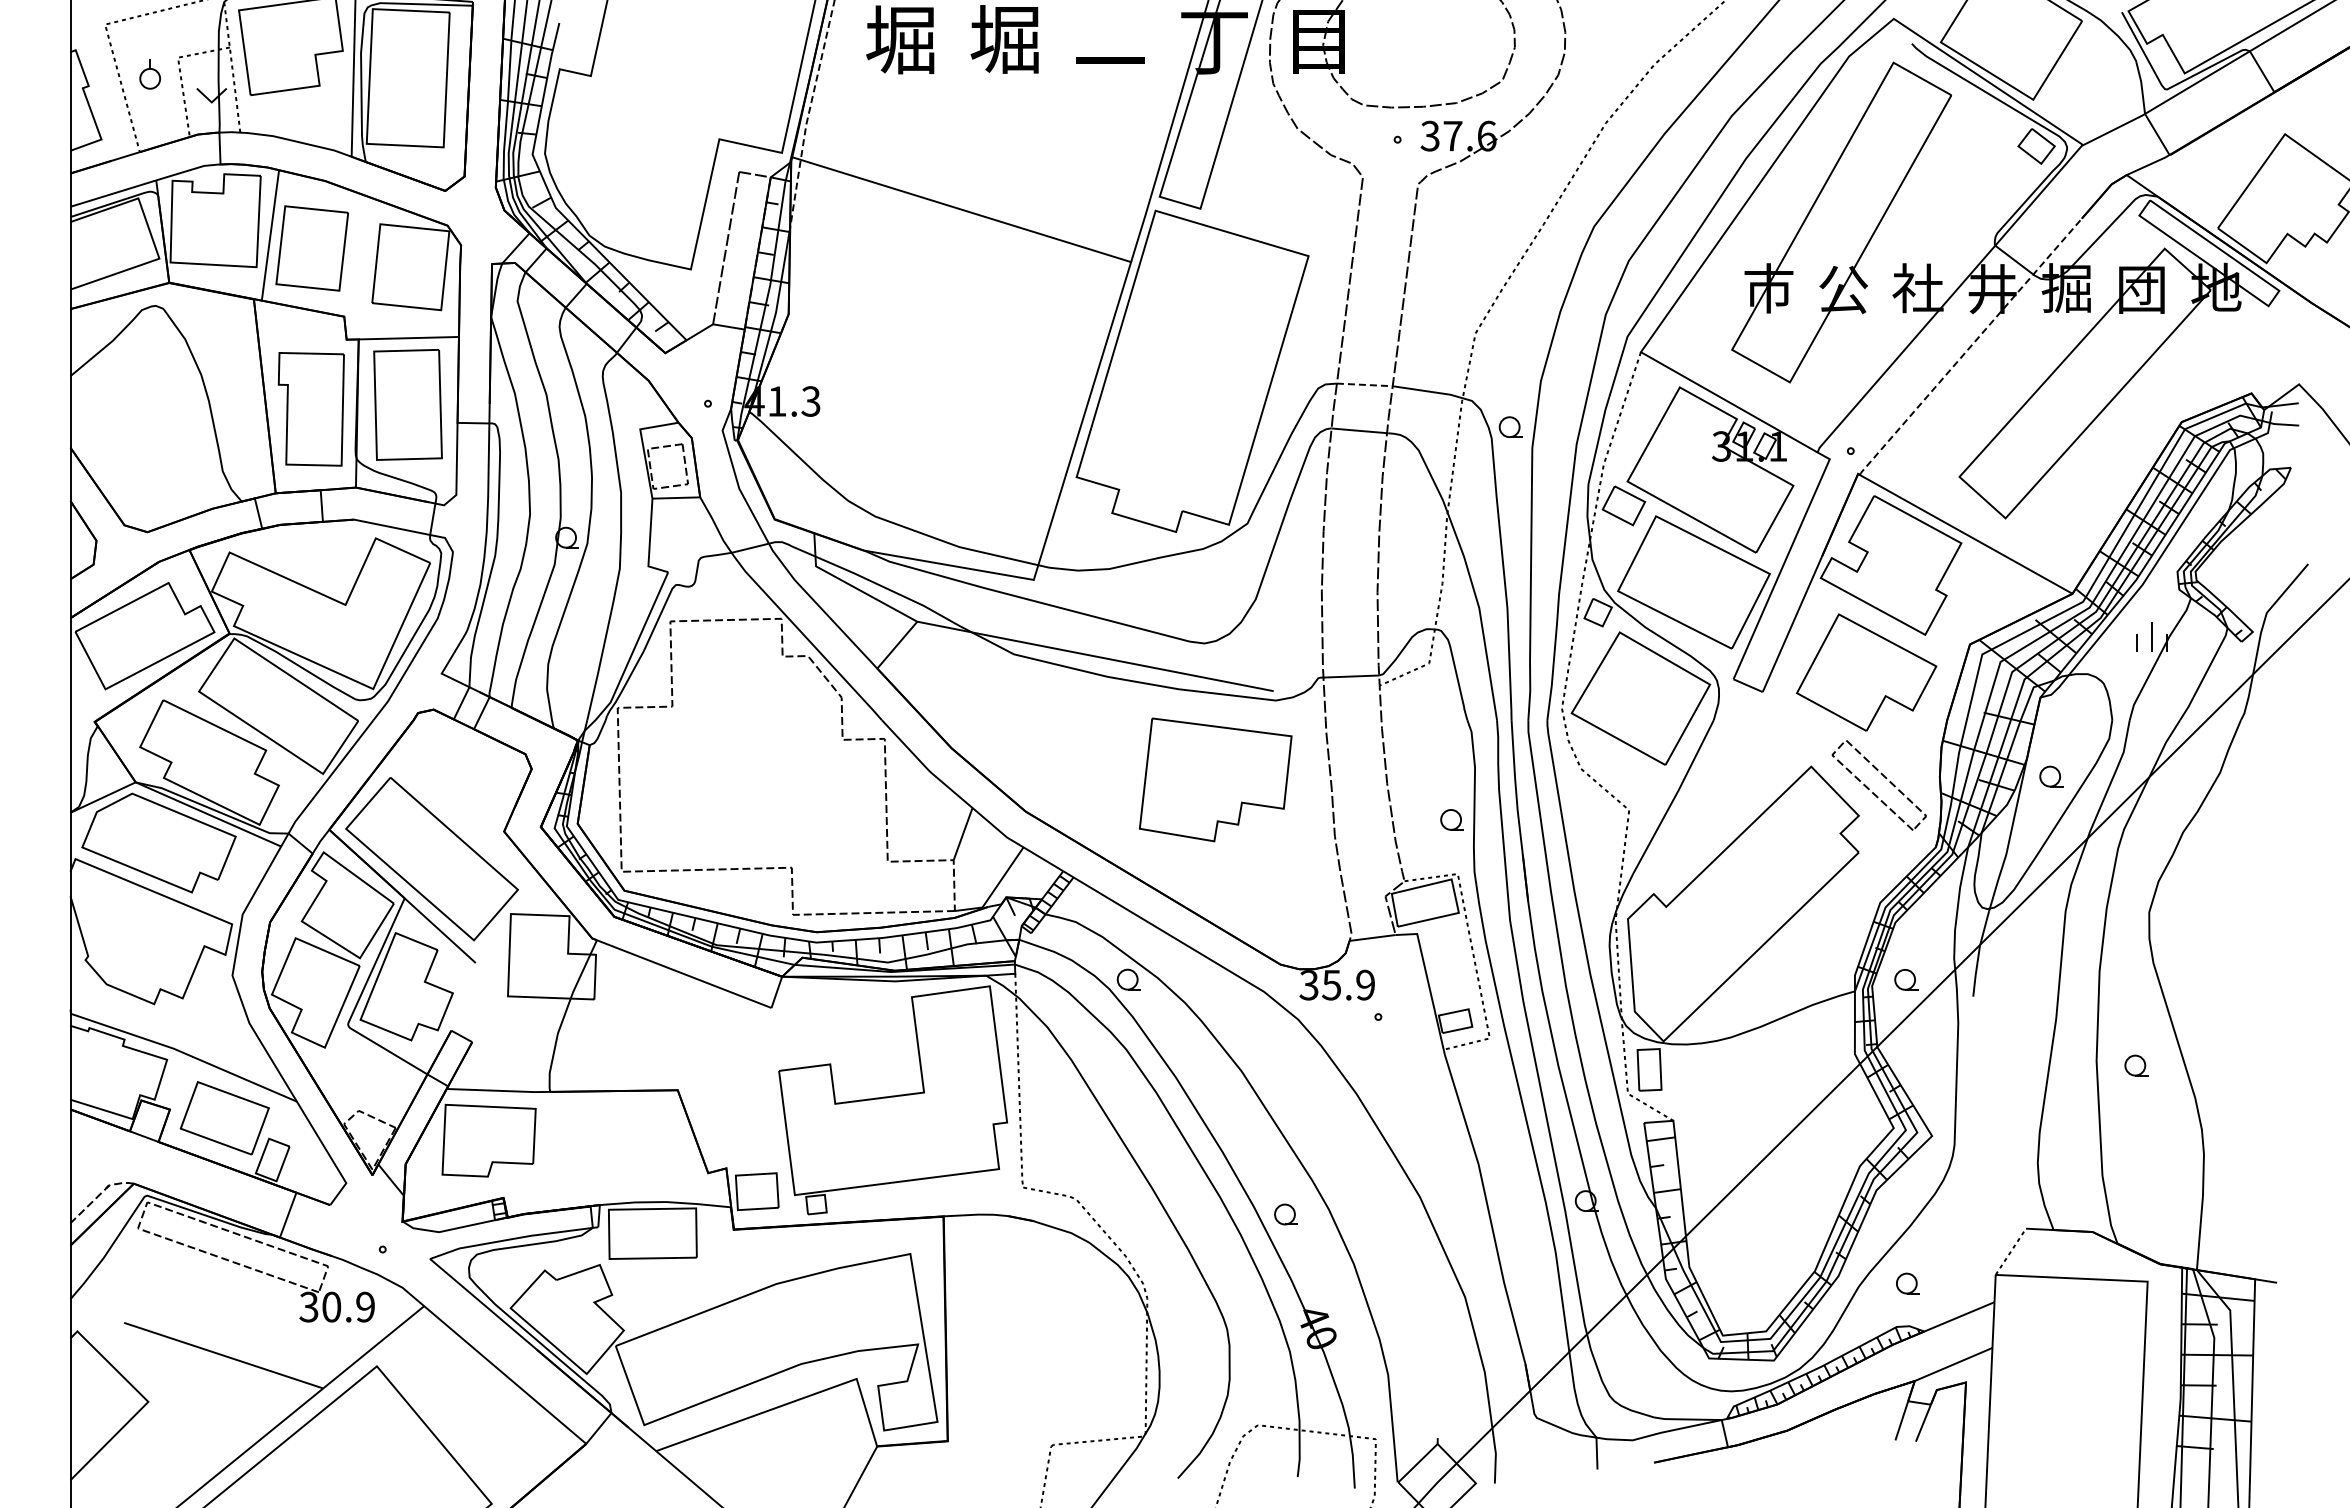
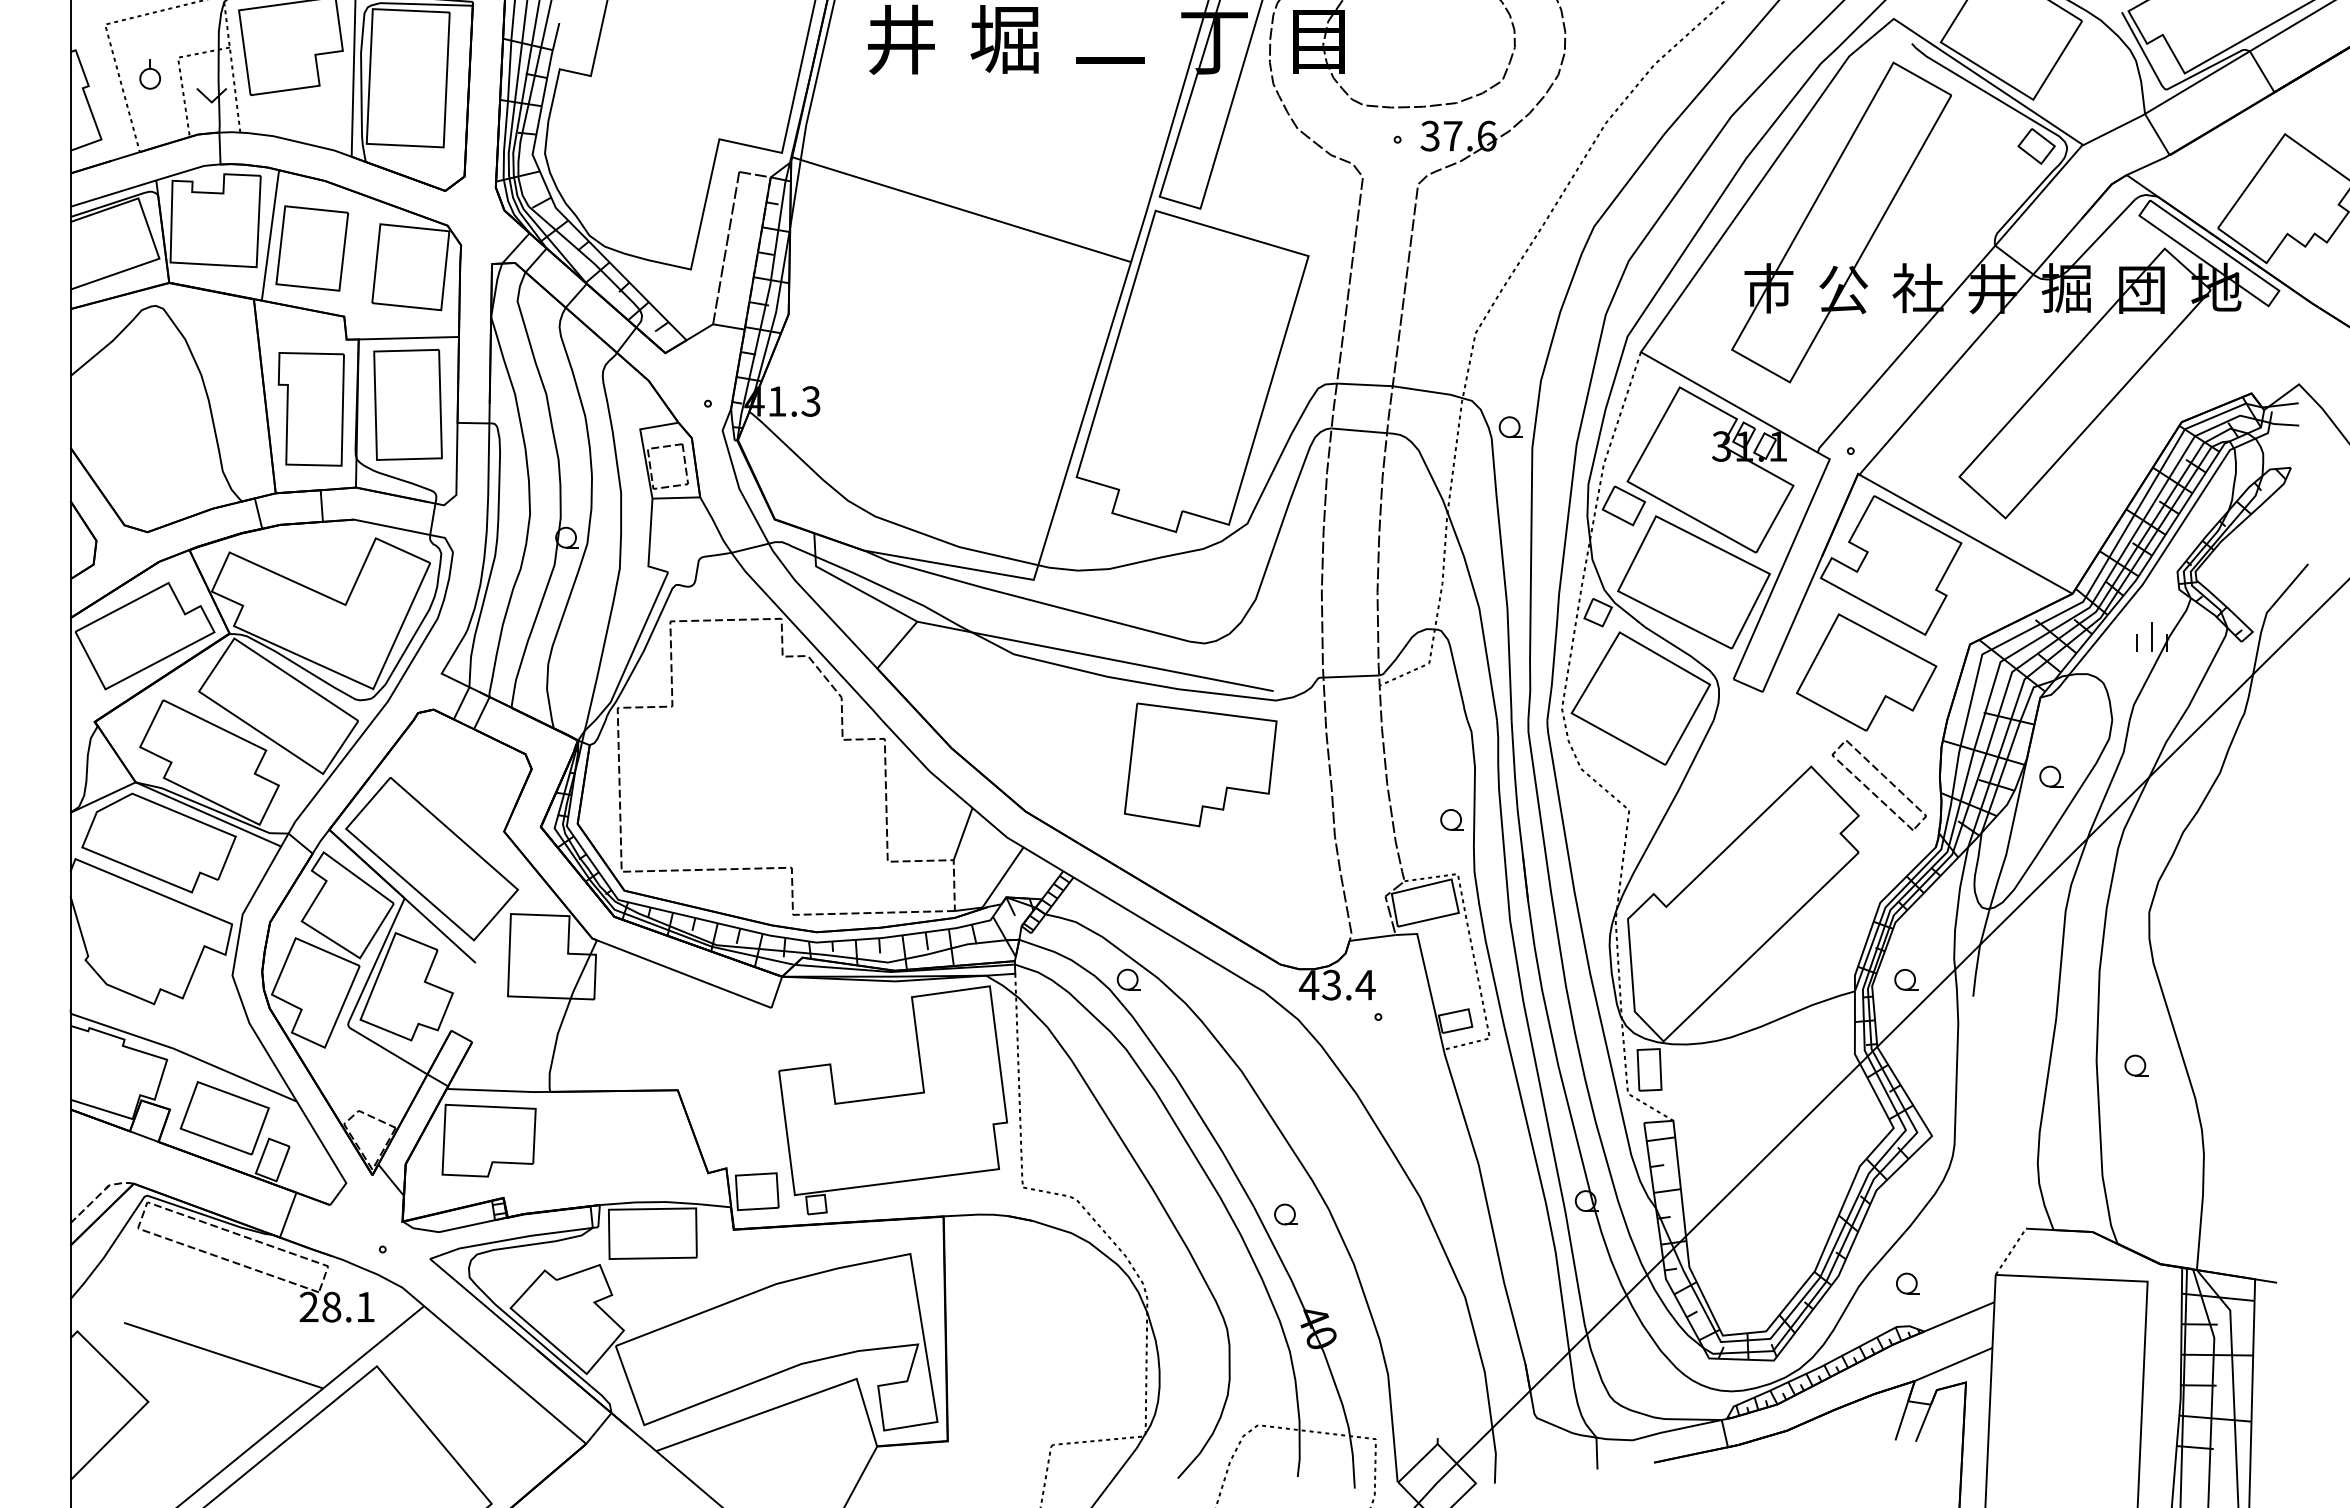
text: 堀 -> 井 (900, 39)
line: dashed -> solid (808, 115)
line: dashed -> solid (1970, 346)
line: dashed -> solid (1364, 384)
part position: (1215, 779) -> (1200, 764) (1200, 764)
text: 35.9 -> 43.4 (1336, 984)
text: 30.9 -> 28.1 (336, 1306)
